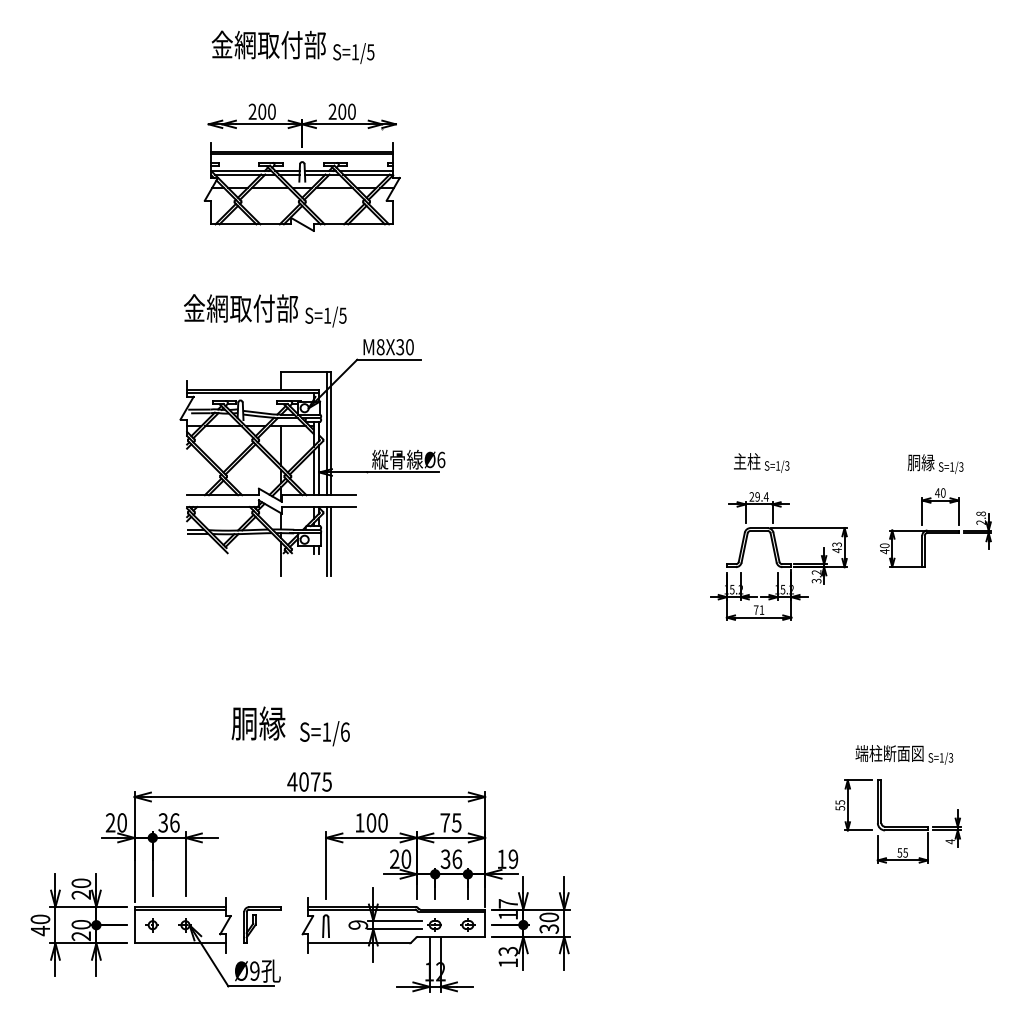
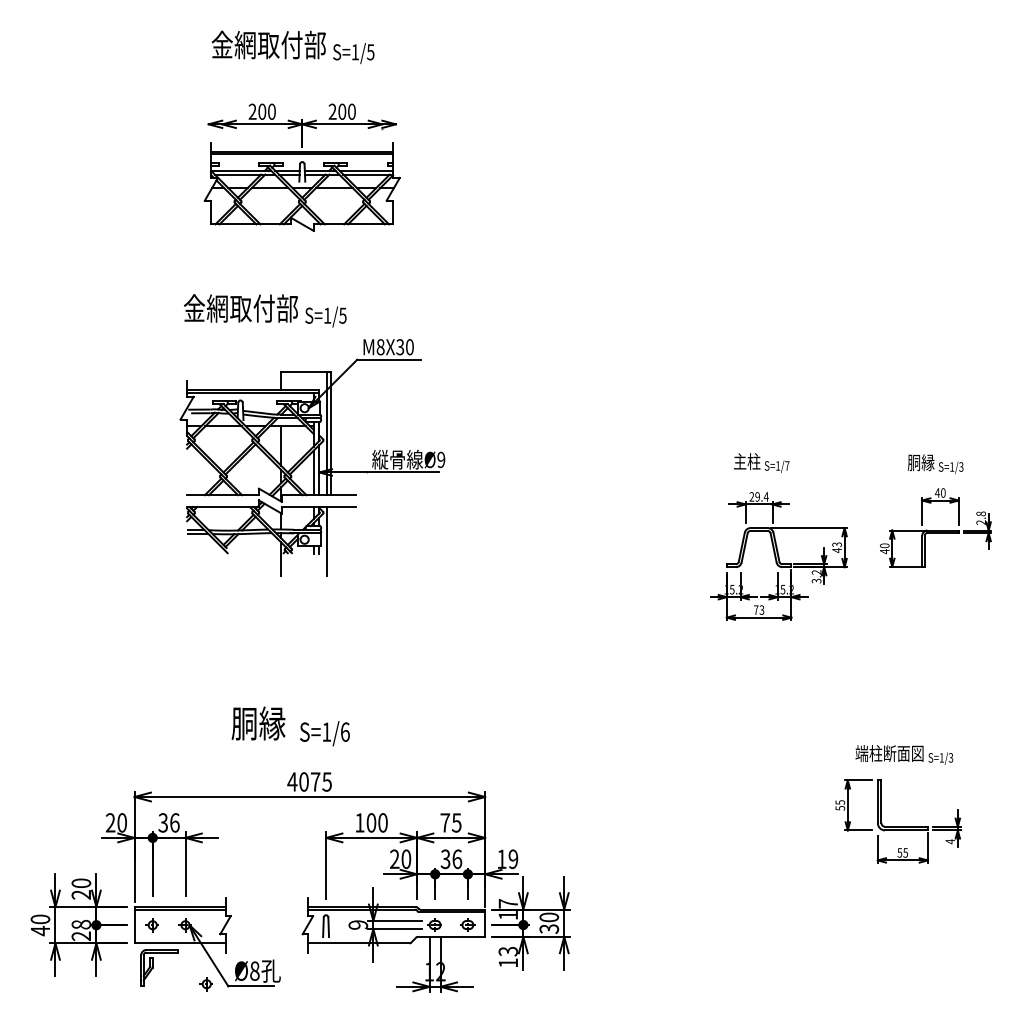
text: Ø6 -> Ø9 (441, 459)
text: S=1/3 -> S=1/7 (787, 465)
line: present -> none (331, 541)
text: 71 -> 73 (761, 609)
text: 20 -> 28 (81, 924)
part position: (262, 924) -> (159, 967) (159, 967)
text: Ø9 -> Ø8 (254, 970)
part: none -> present (205, 984)
